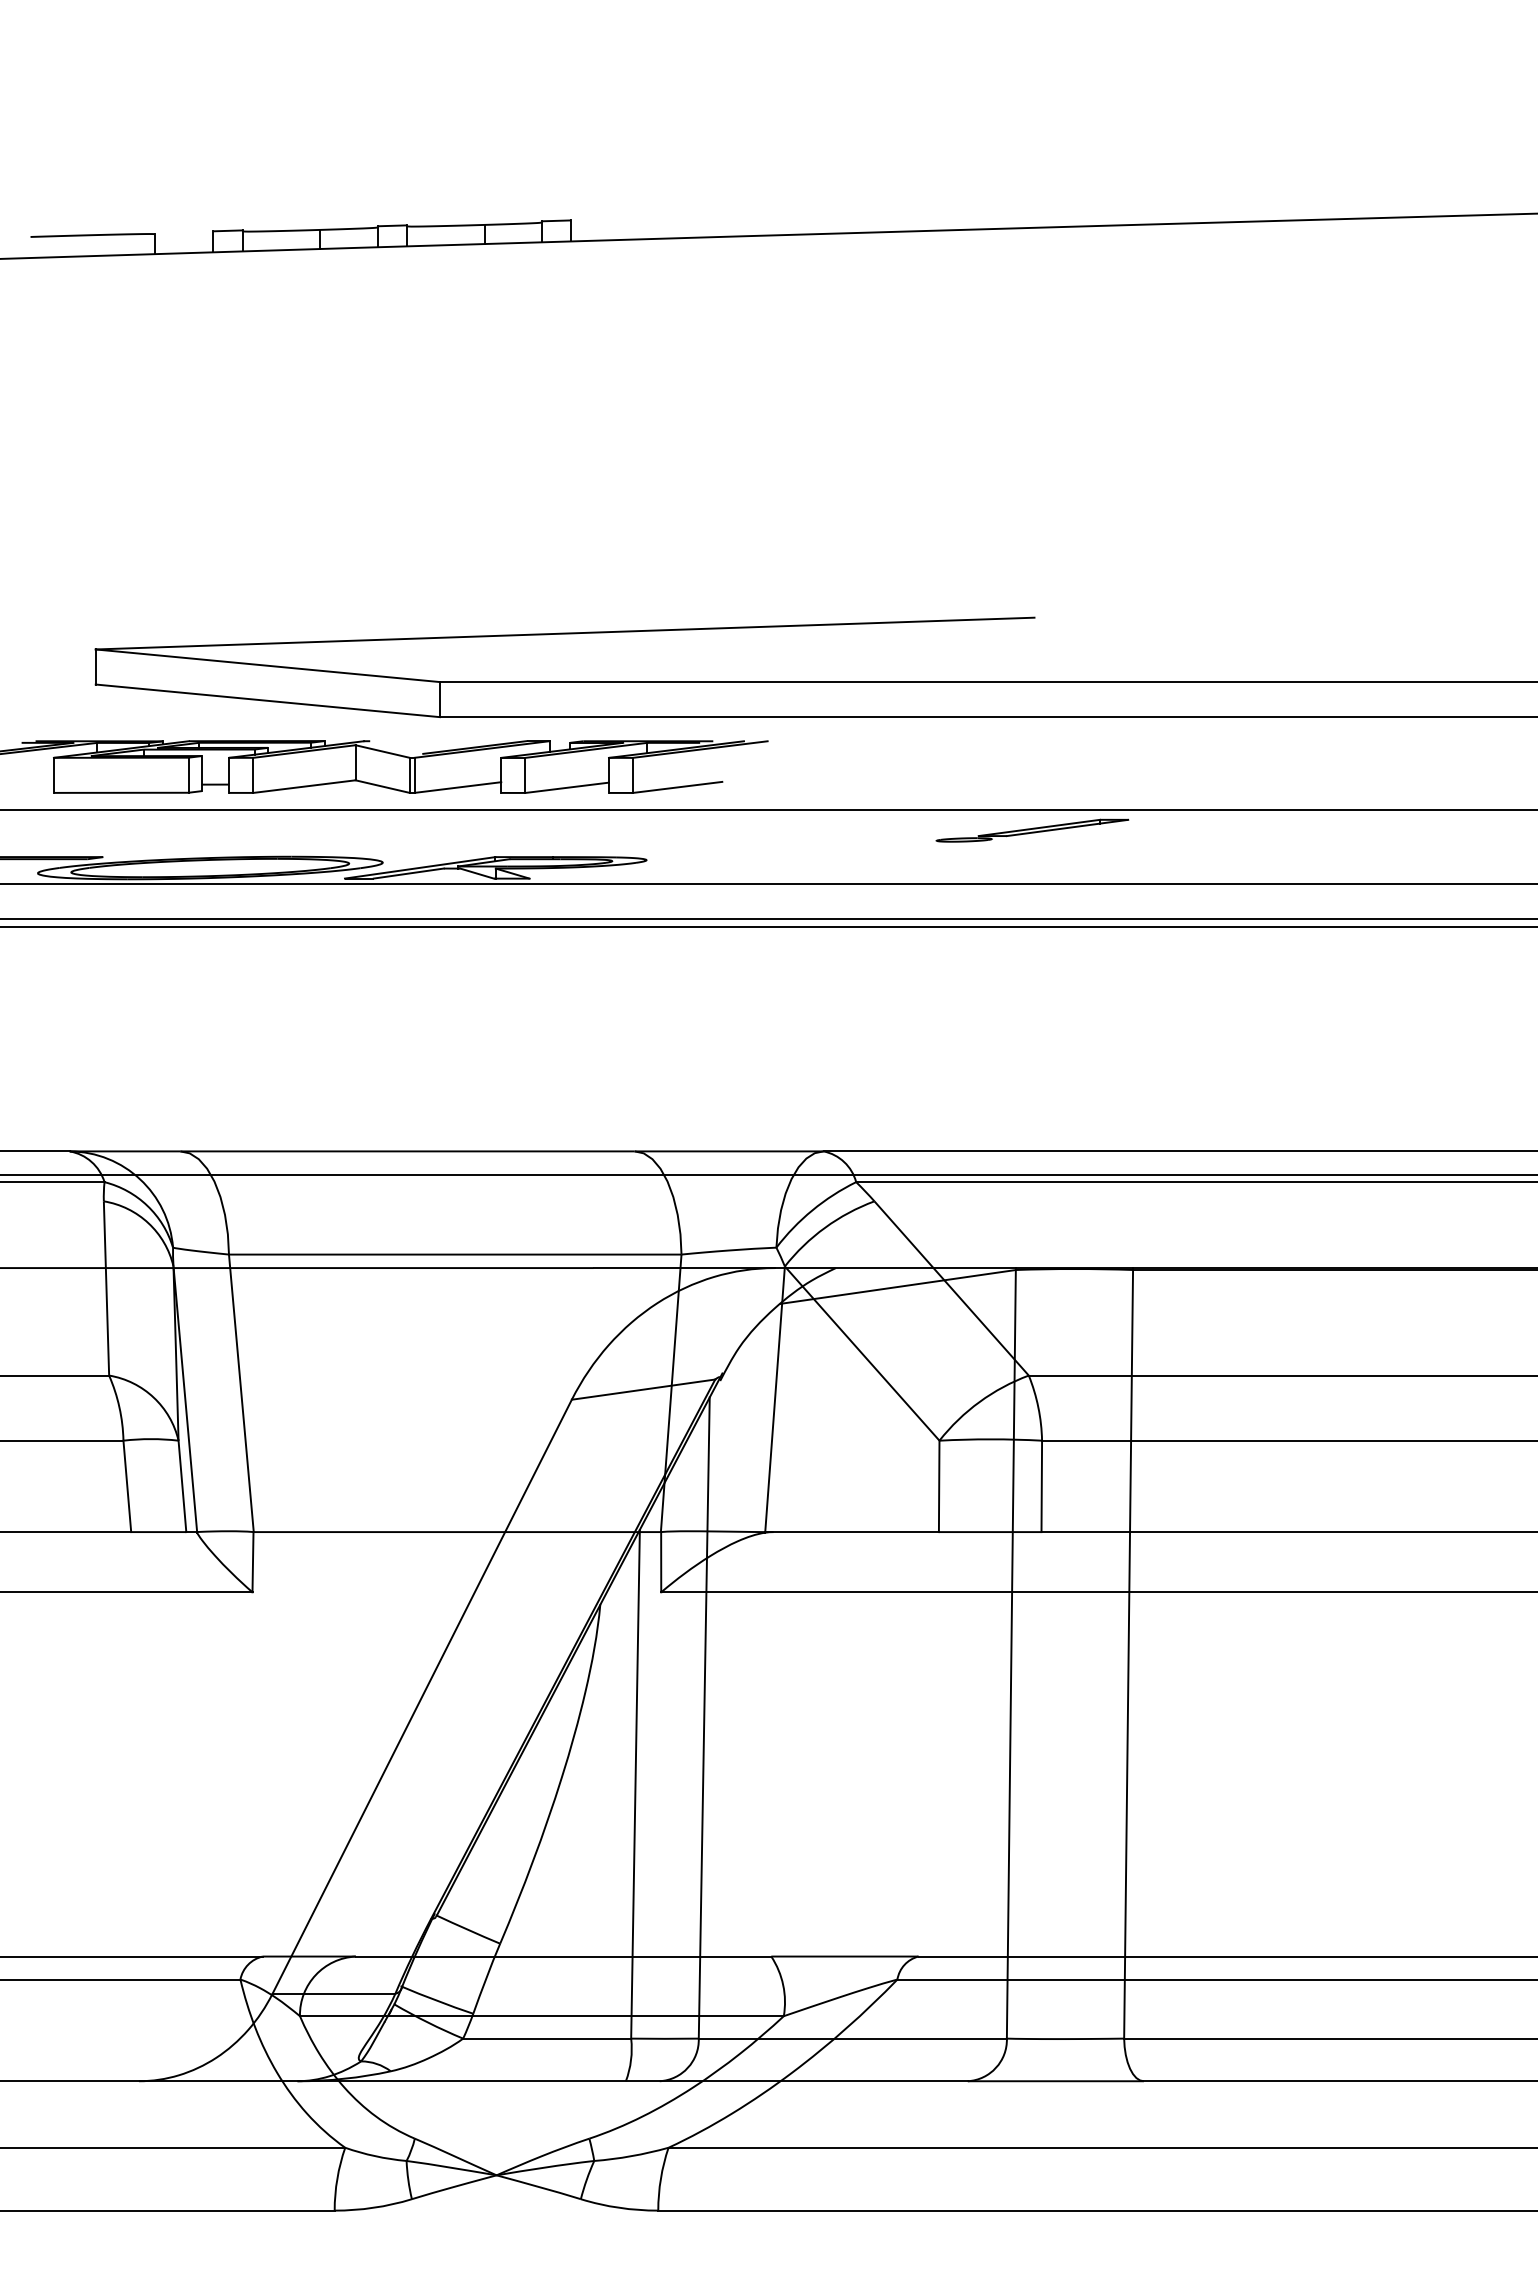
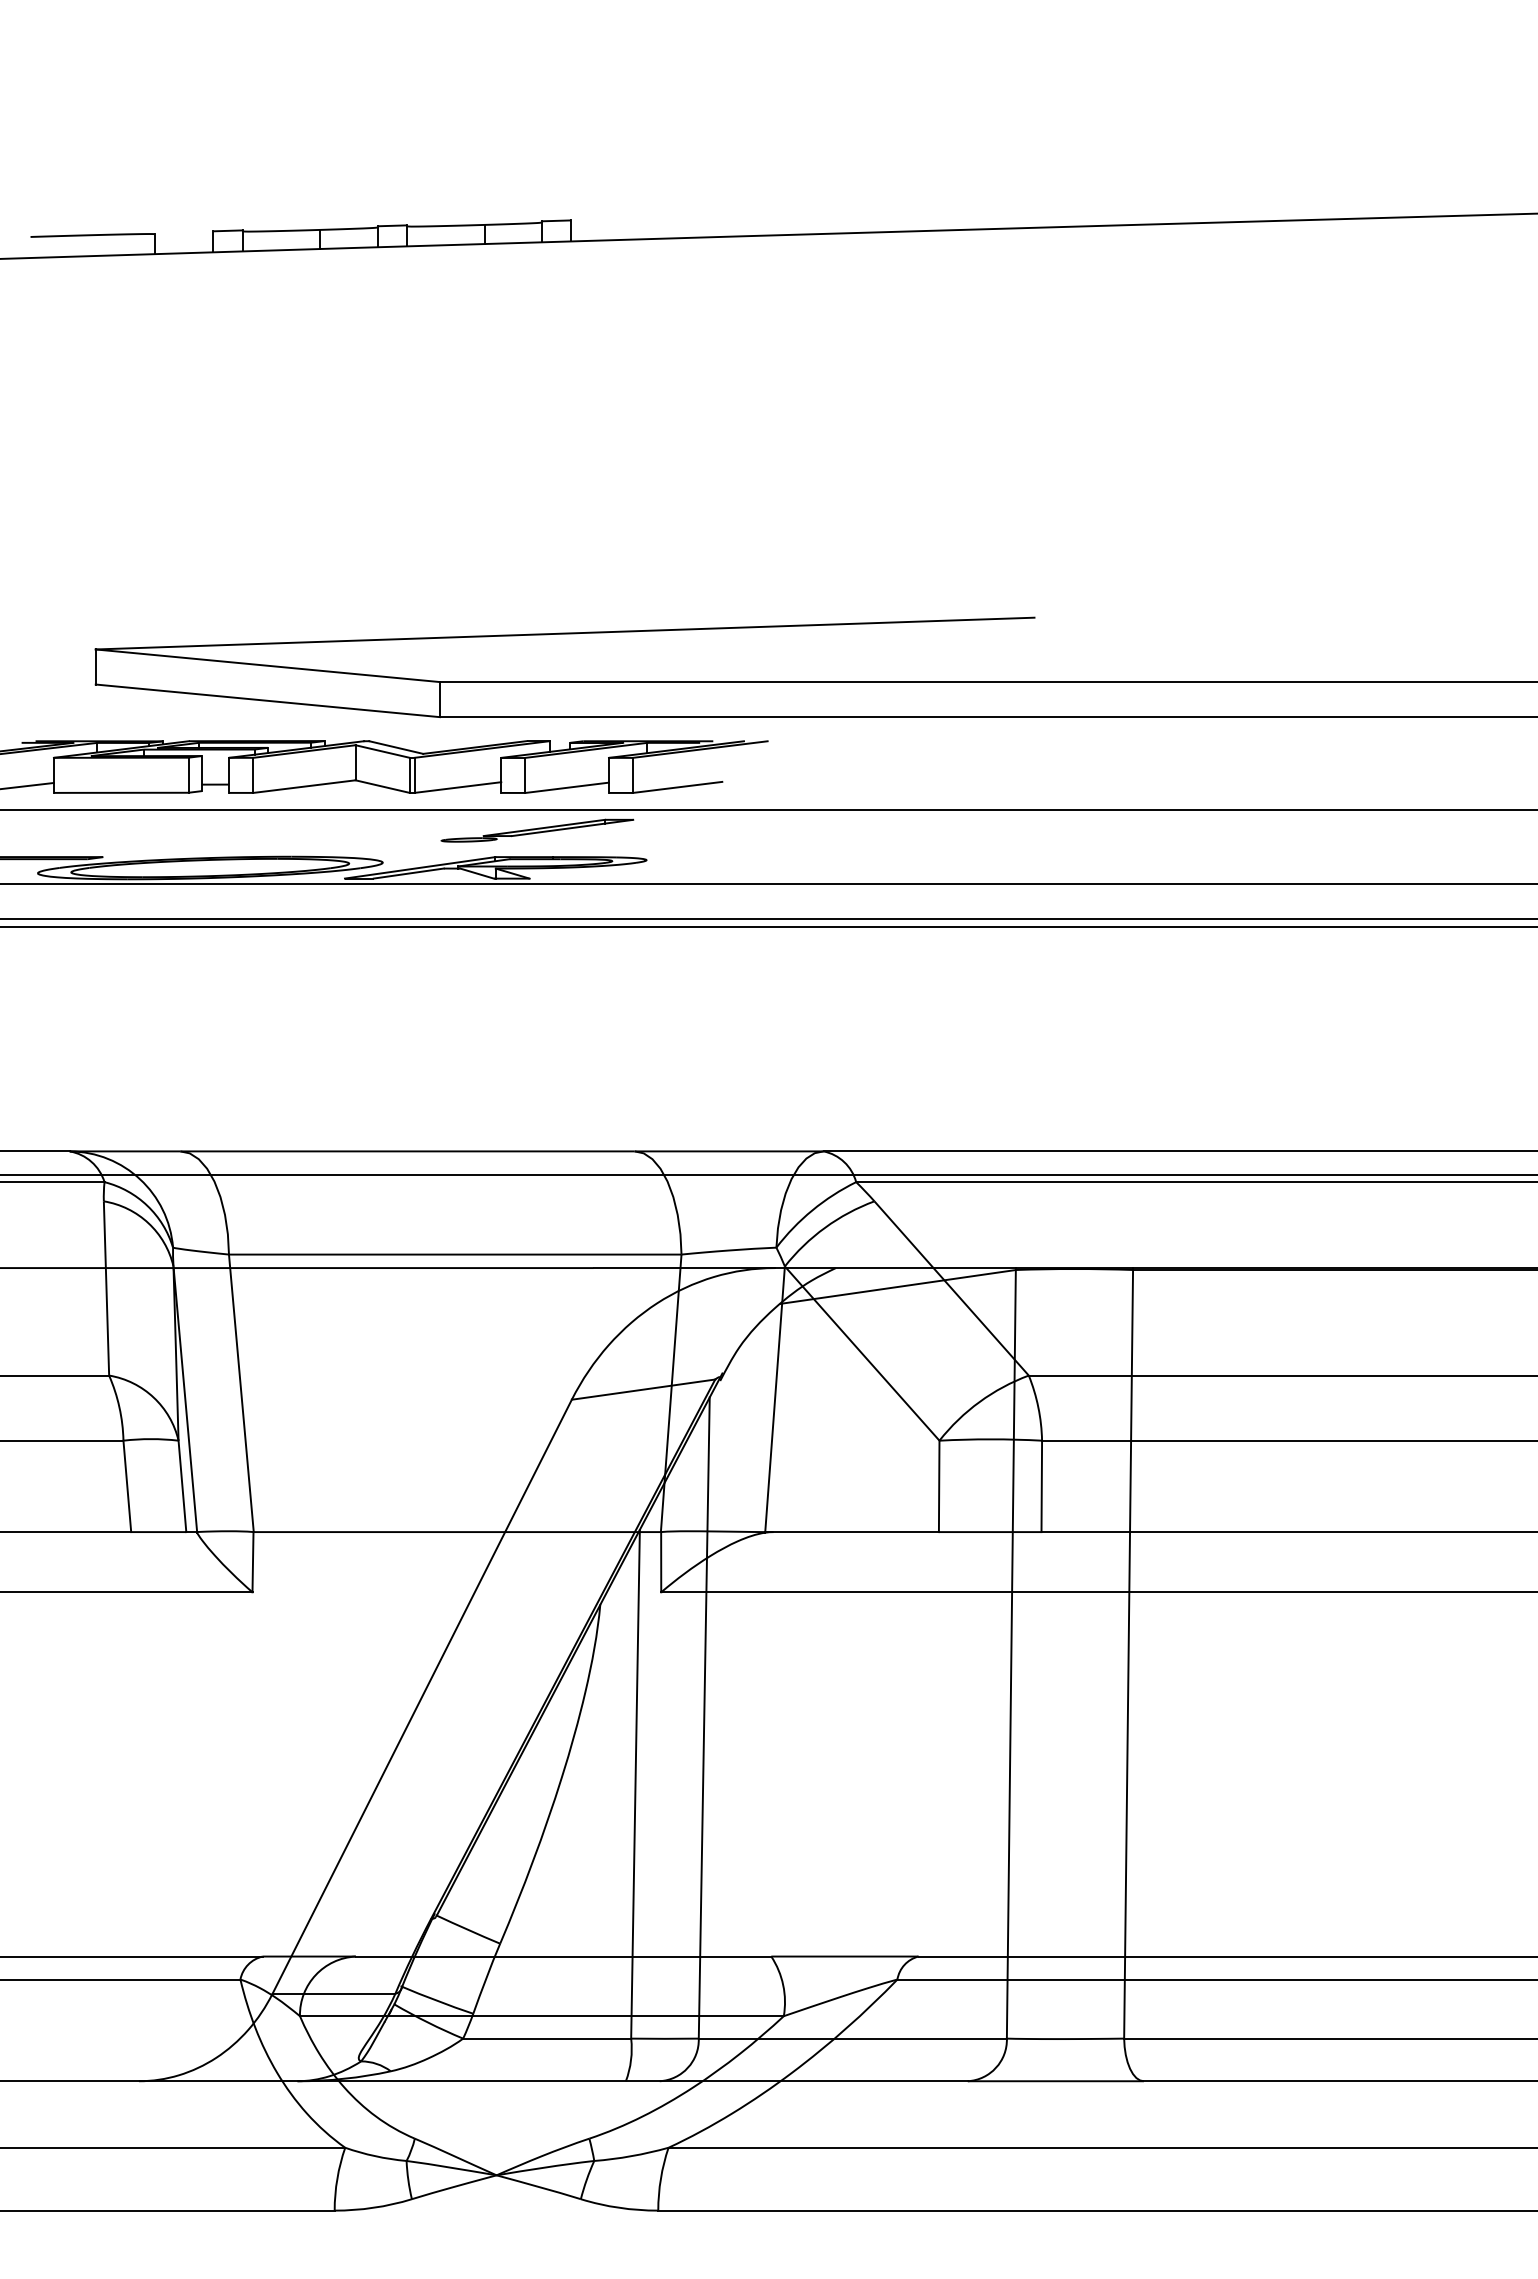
line: none -> present (396, 747)
line: none -> present (27, 785)
part position: (1032, 830) -> (537, 830) (537, 830)
